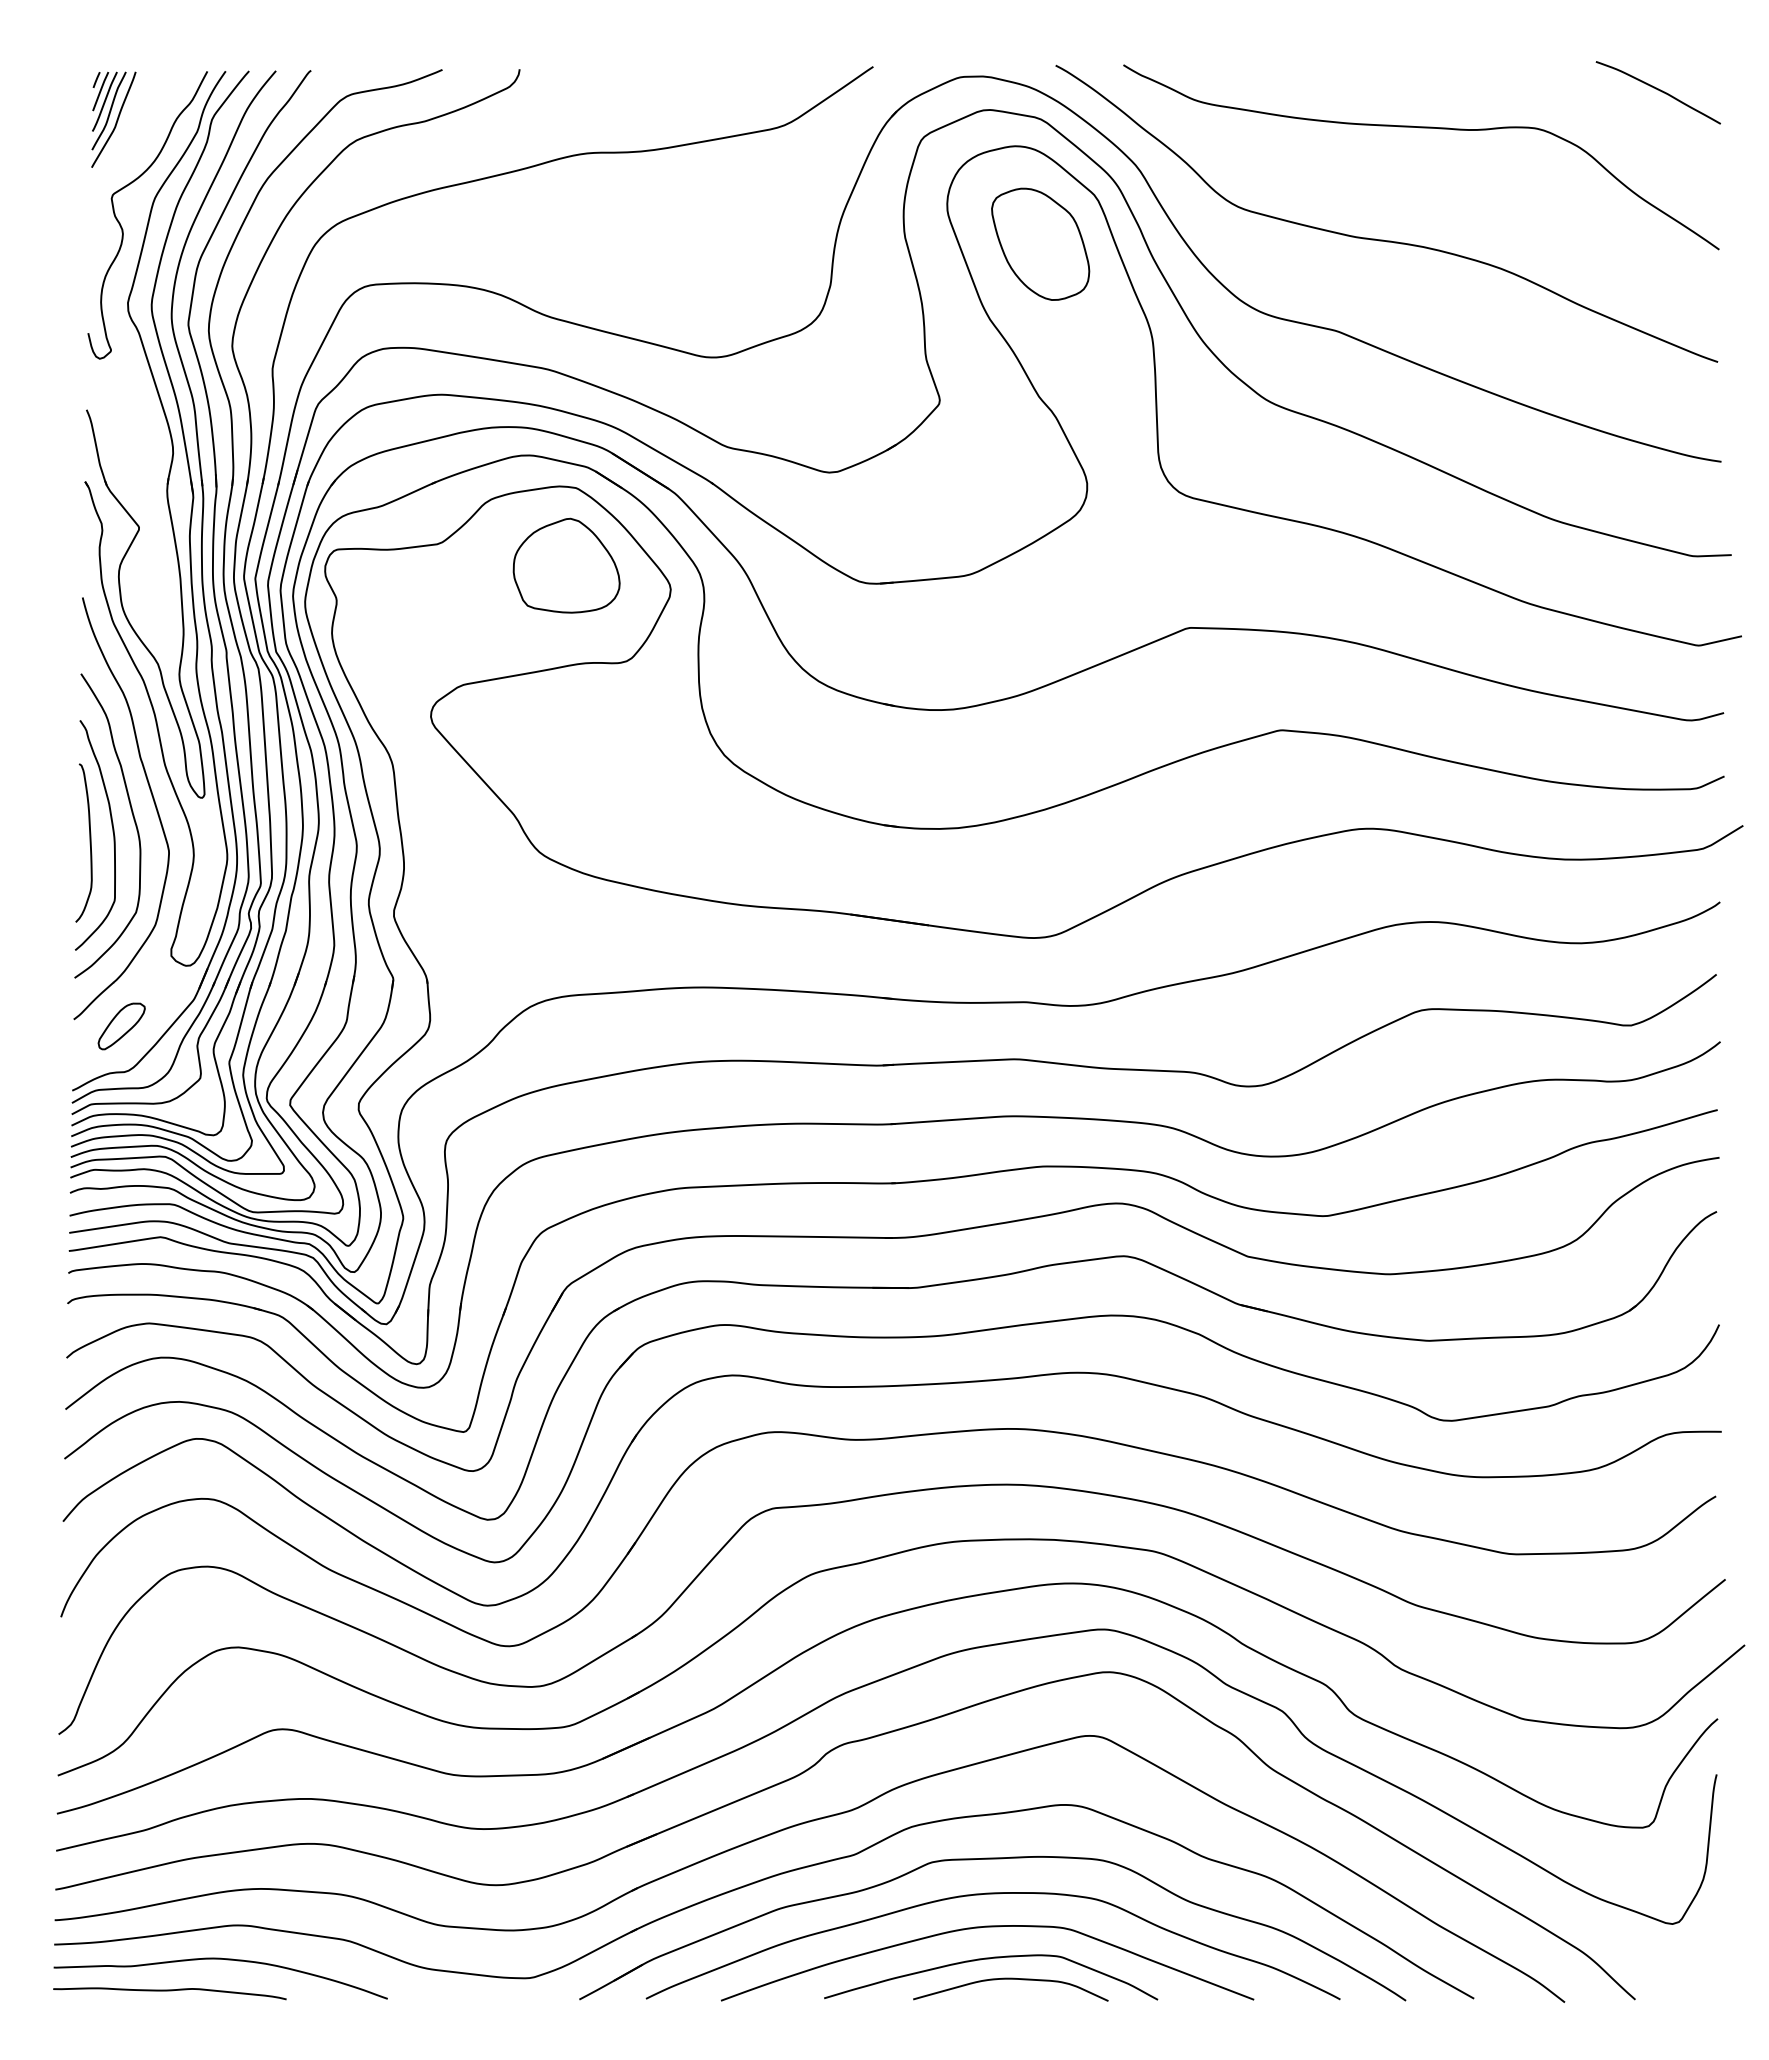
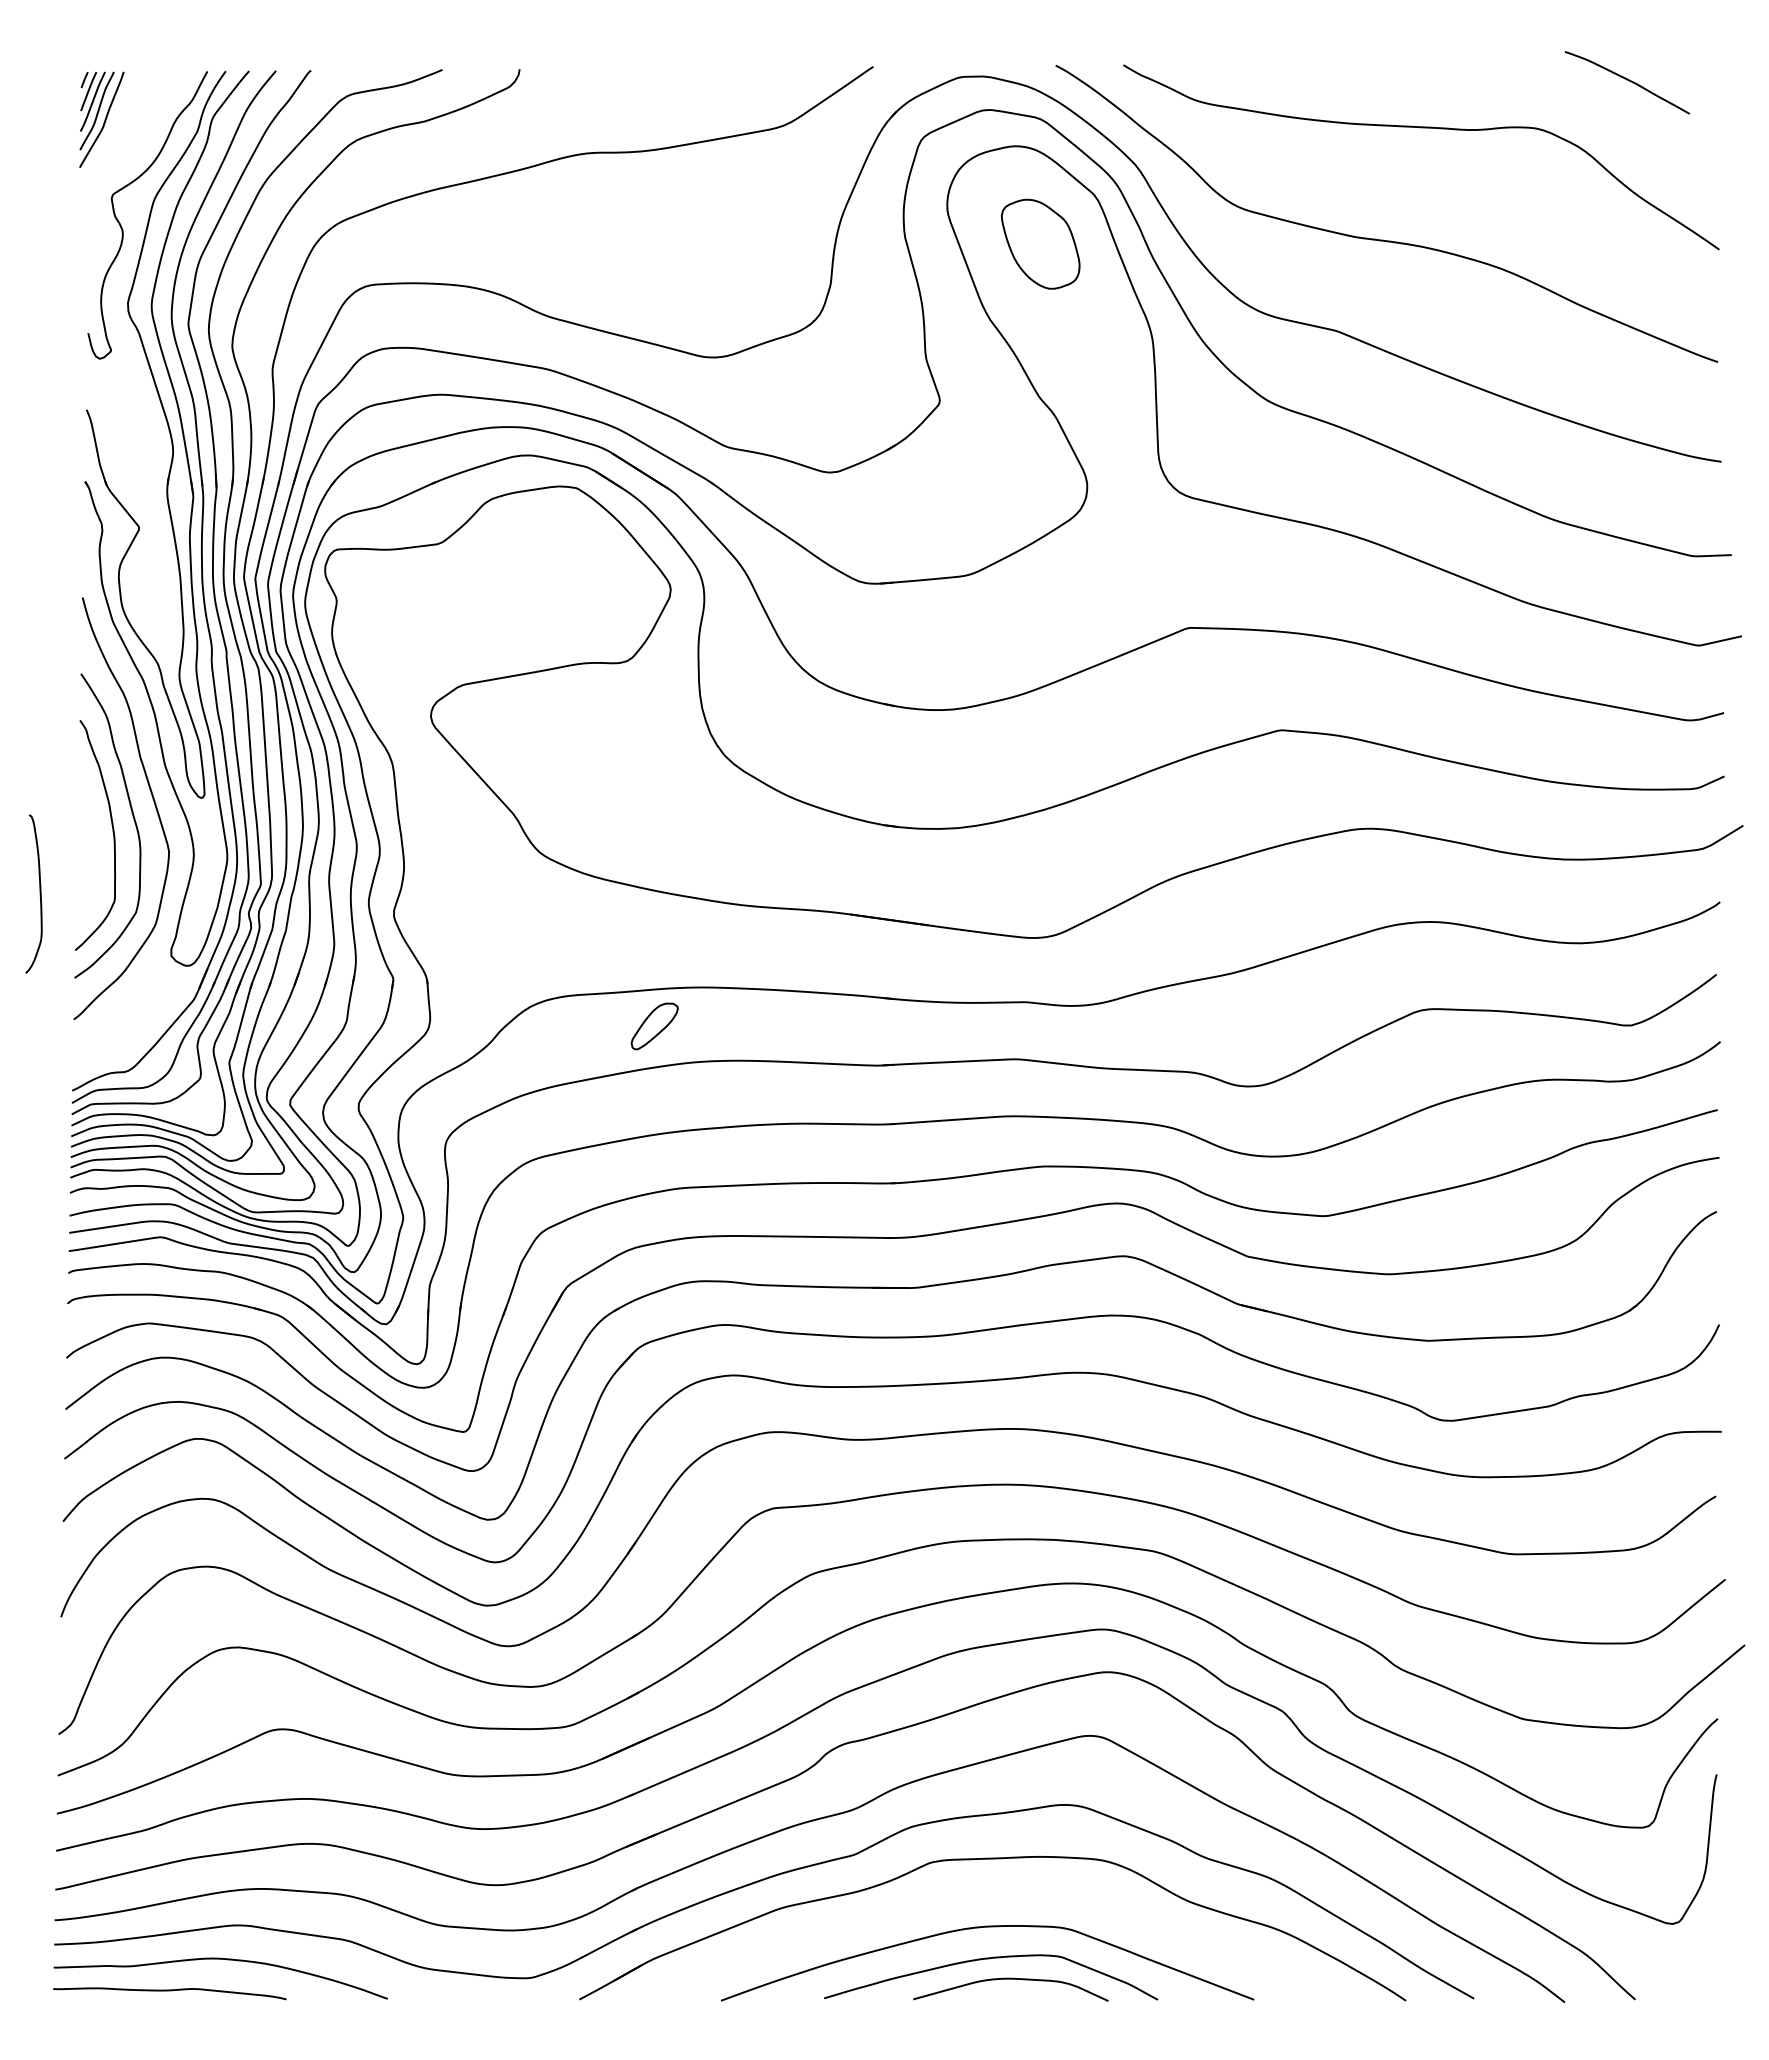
curve position: (1657, 90) -> (1626, 80) (1626, 80)
part position: (113, 119) -> (101, 119) (101, 119)
part size: 100x114 px -> 80x92 px (1040, 243)
part: present -> none (566, 565)
curve position: (89, 842) -> (39, 893) (39, 893)
part position: (121, 1026) -> (654, 1026) (654, 1026)
curve: present -> none (992, 1894)
